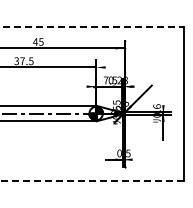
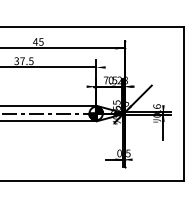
line: dashed -> solid (92, 27)
line: dashed -> solid (92, 180)
